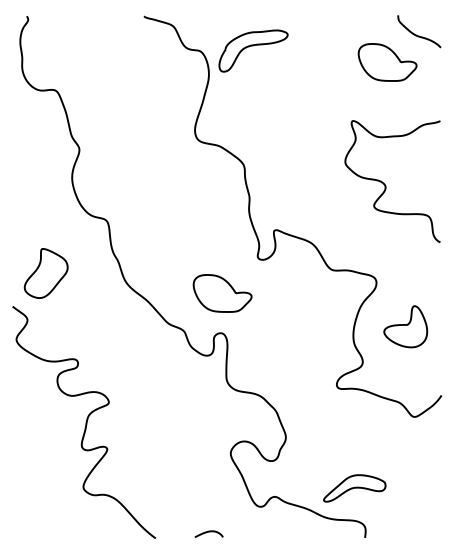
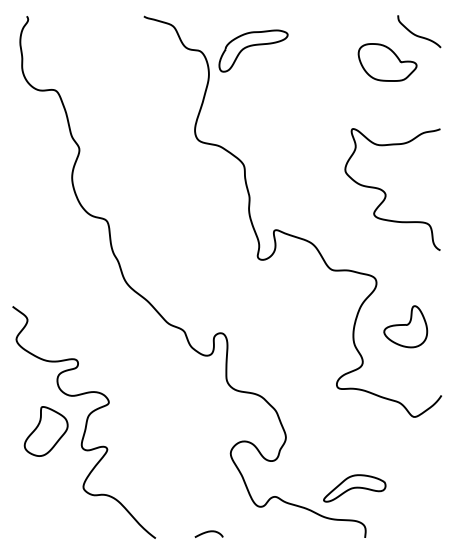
curve position: (386, 185) -> (386, 193) (386, 193)
part position: (45, 273) -> (45, 431) (45, 431)
part: present -> none (222, 293)
